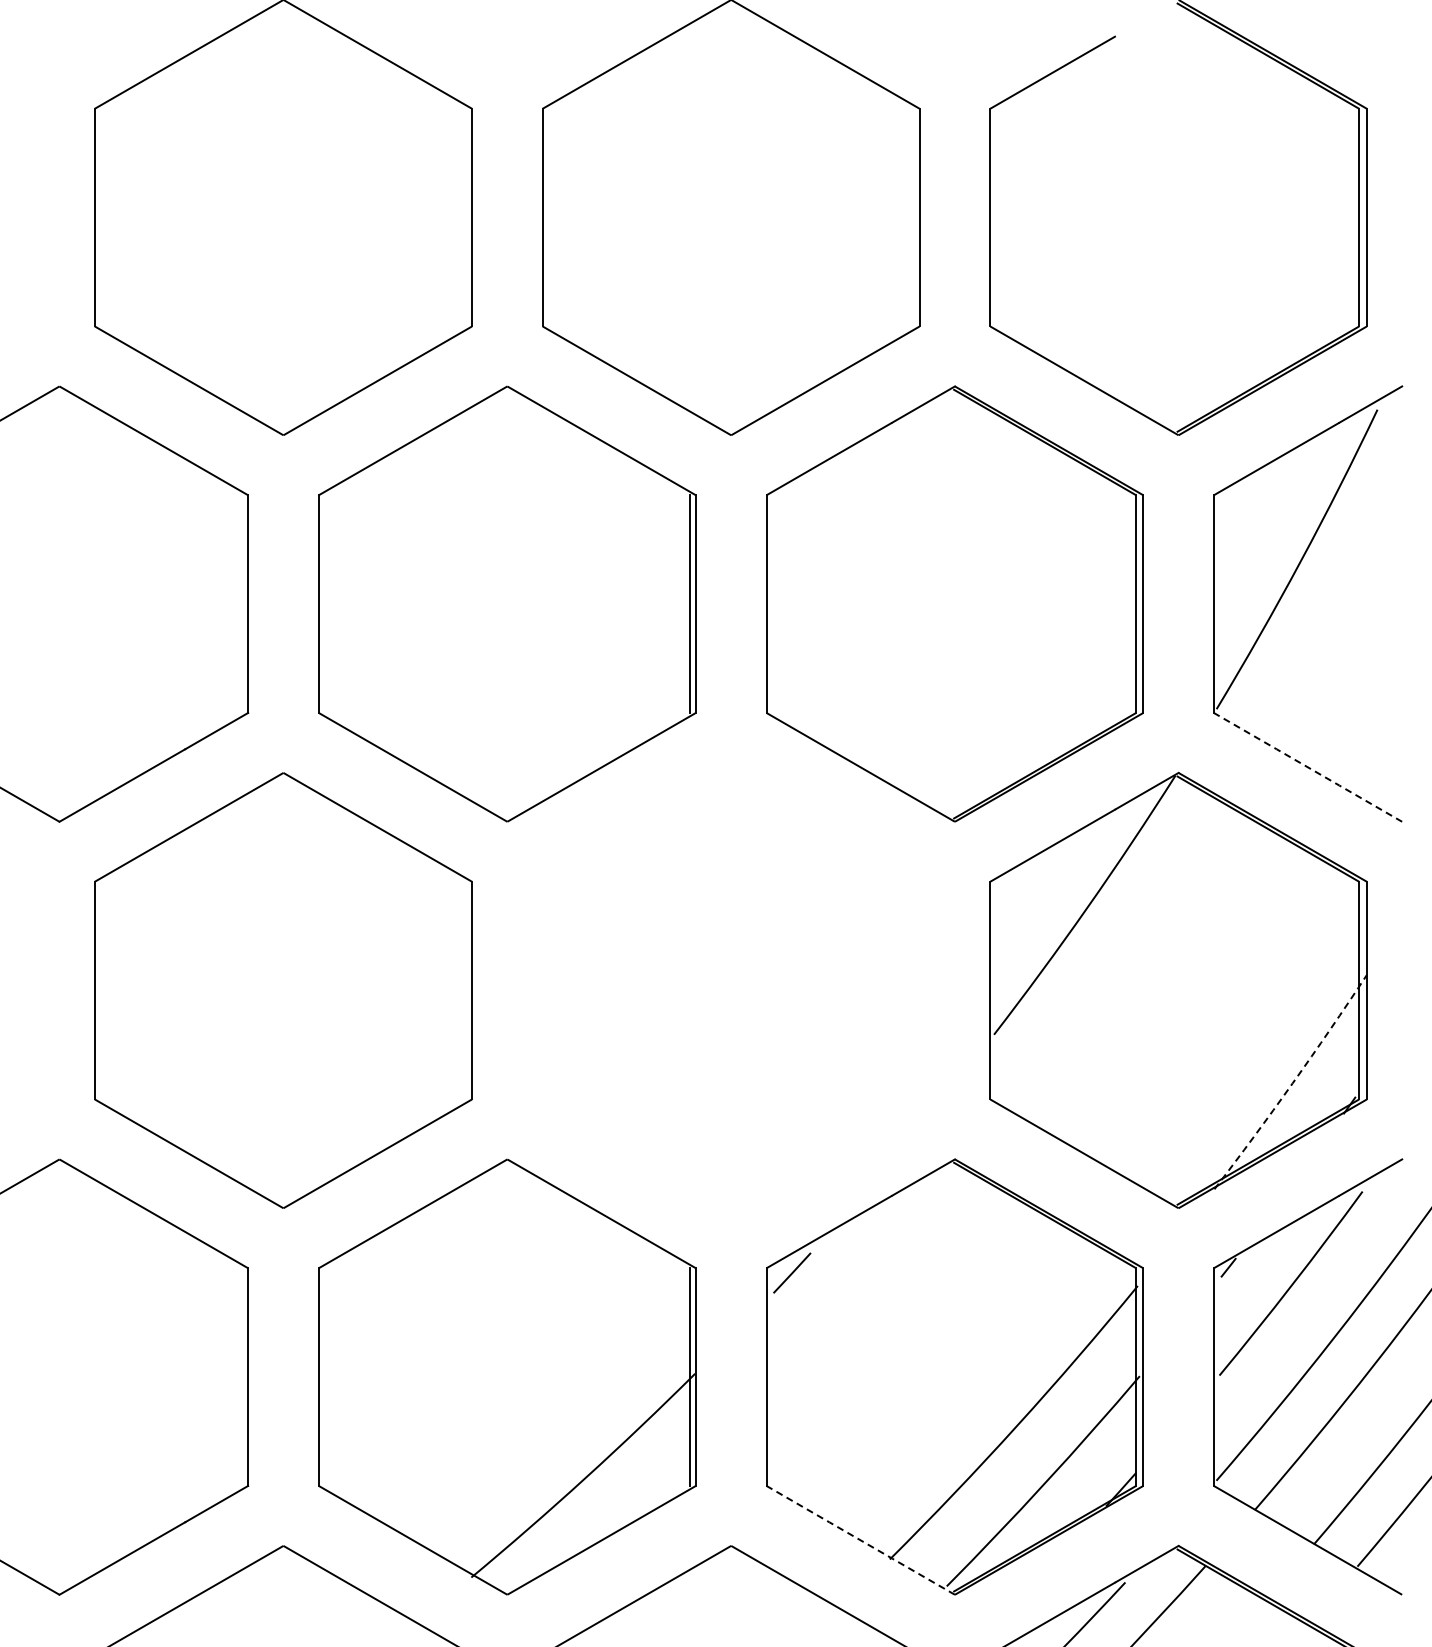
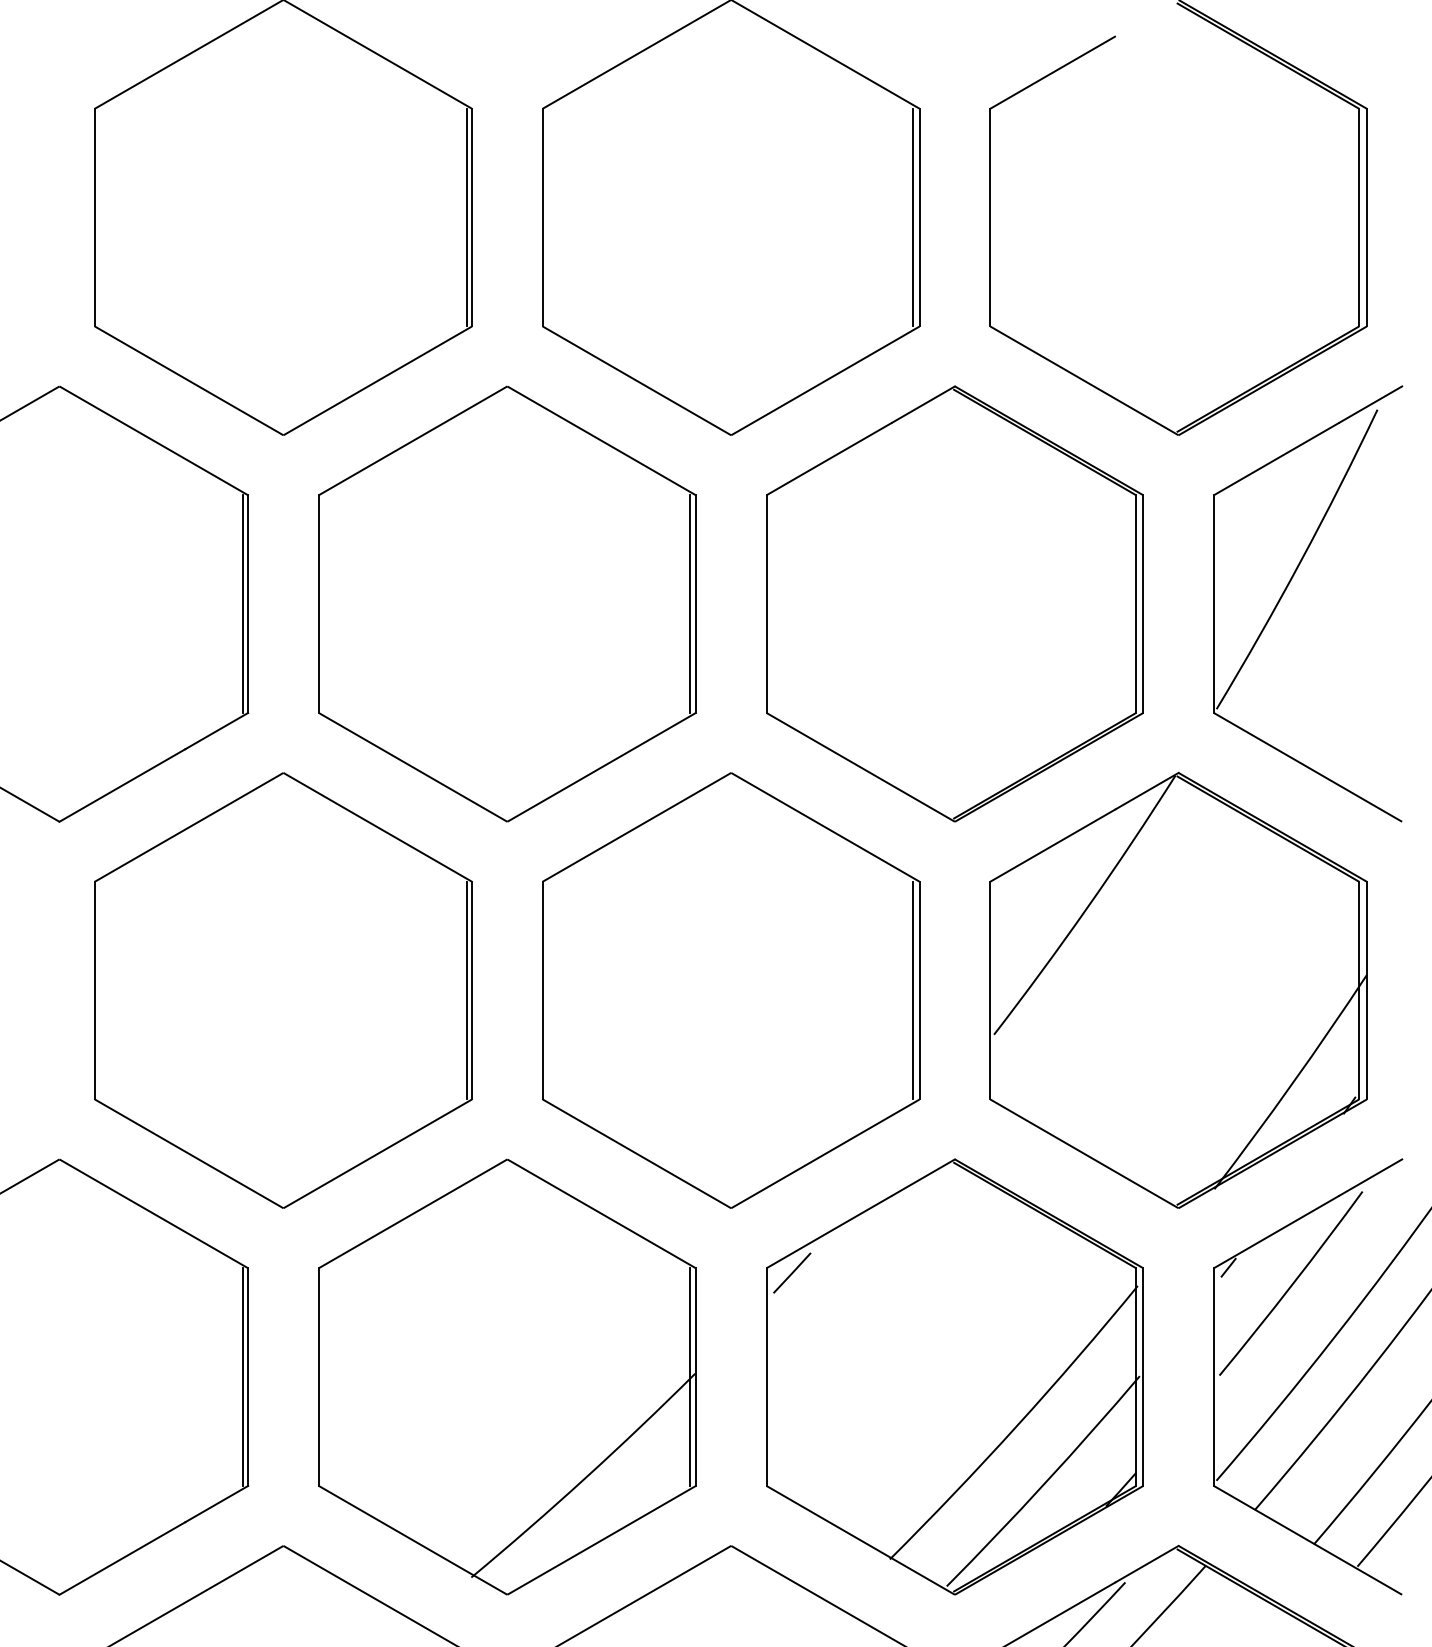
line: none -> present (466, 217)
line: none -> present (913, 217)
line: none -> present (243, 603)
line: dashed -> solid (1307, 767)
line: none -> present (466, 990)
part: none -> present (731, 990)
arc: dashed -> solid (1292, 1083)
line: none -> present (243, 1376)
line: dashed -> solid (860, 1540)
